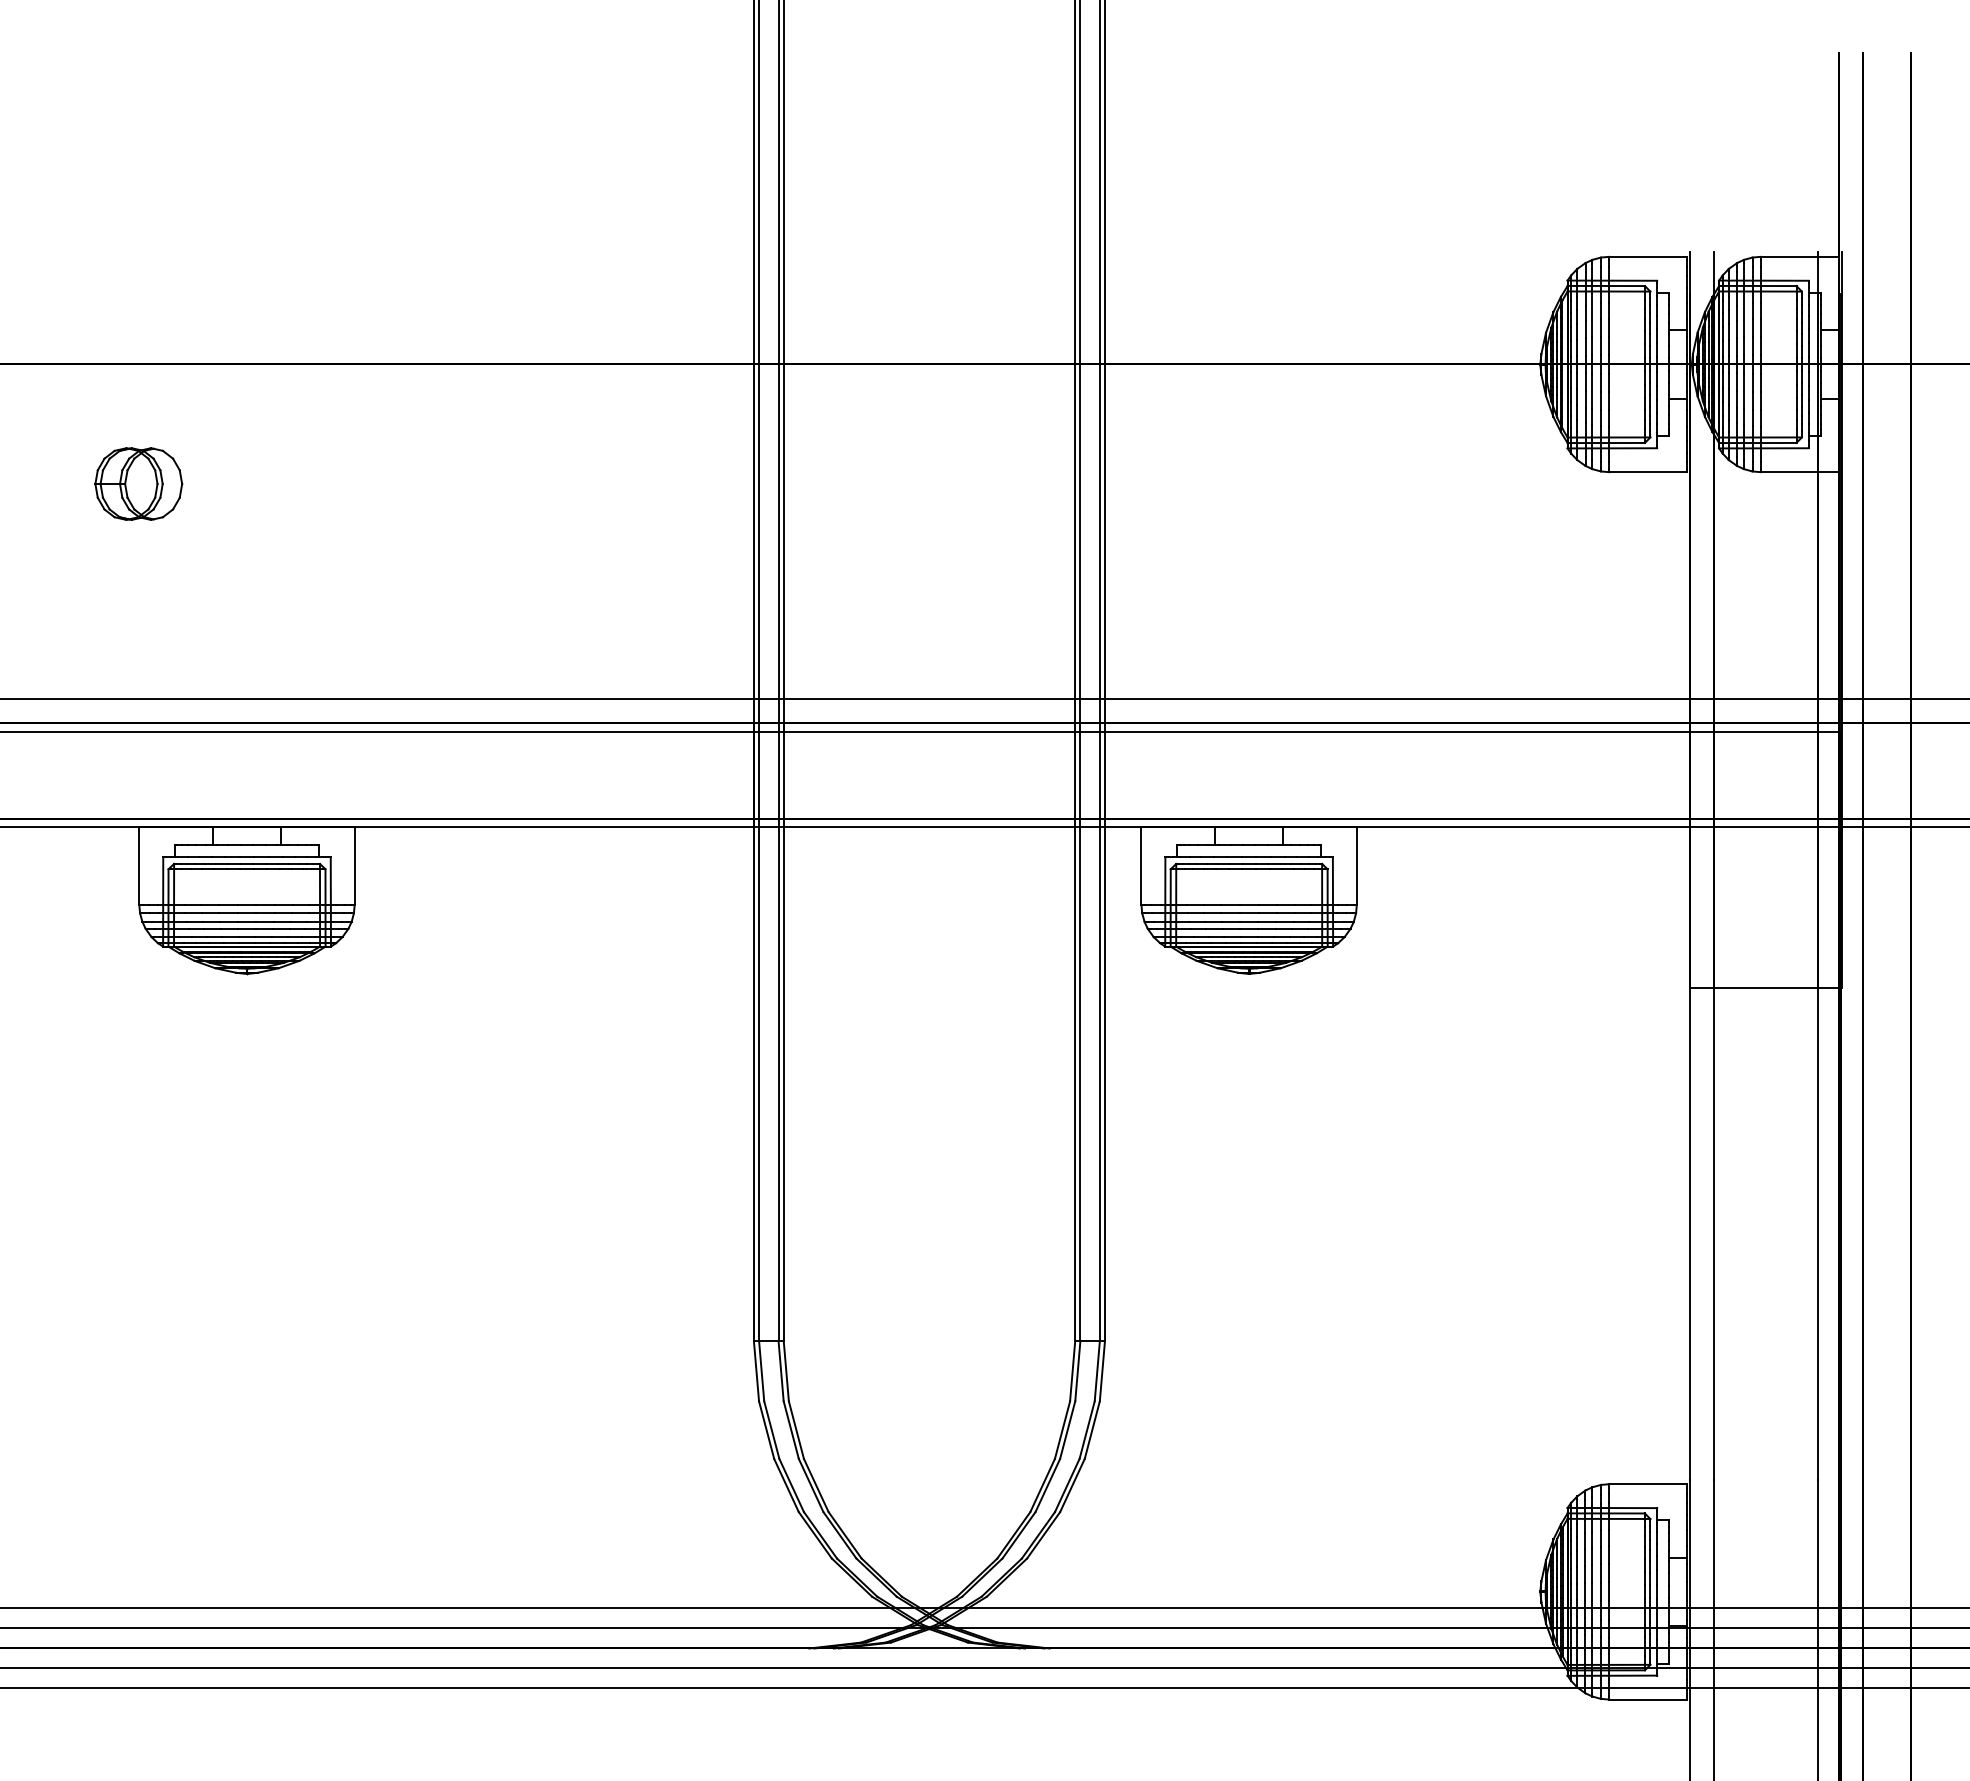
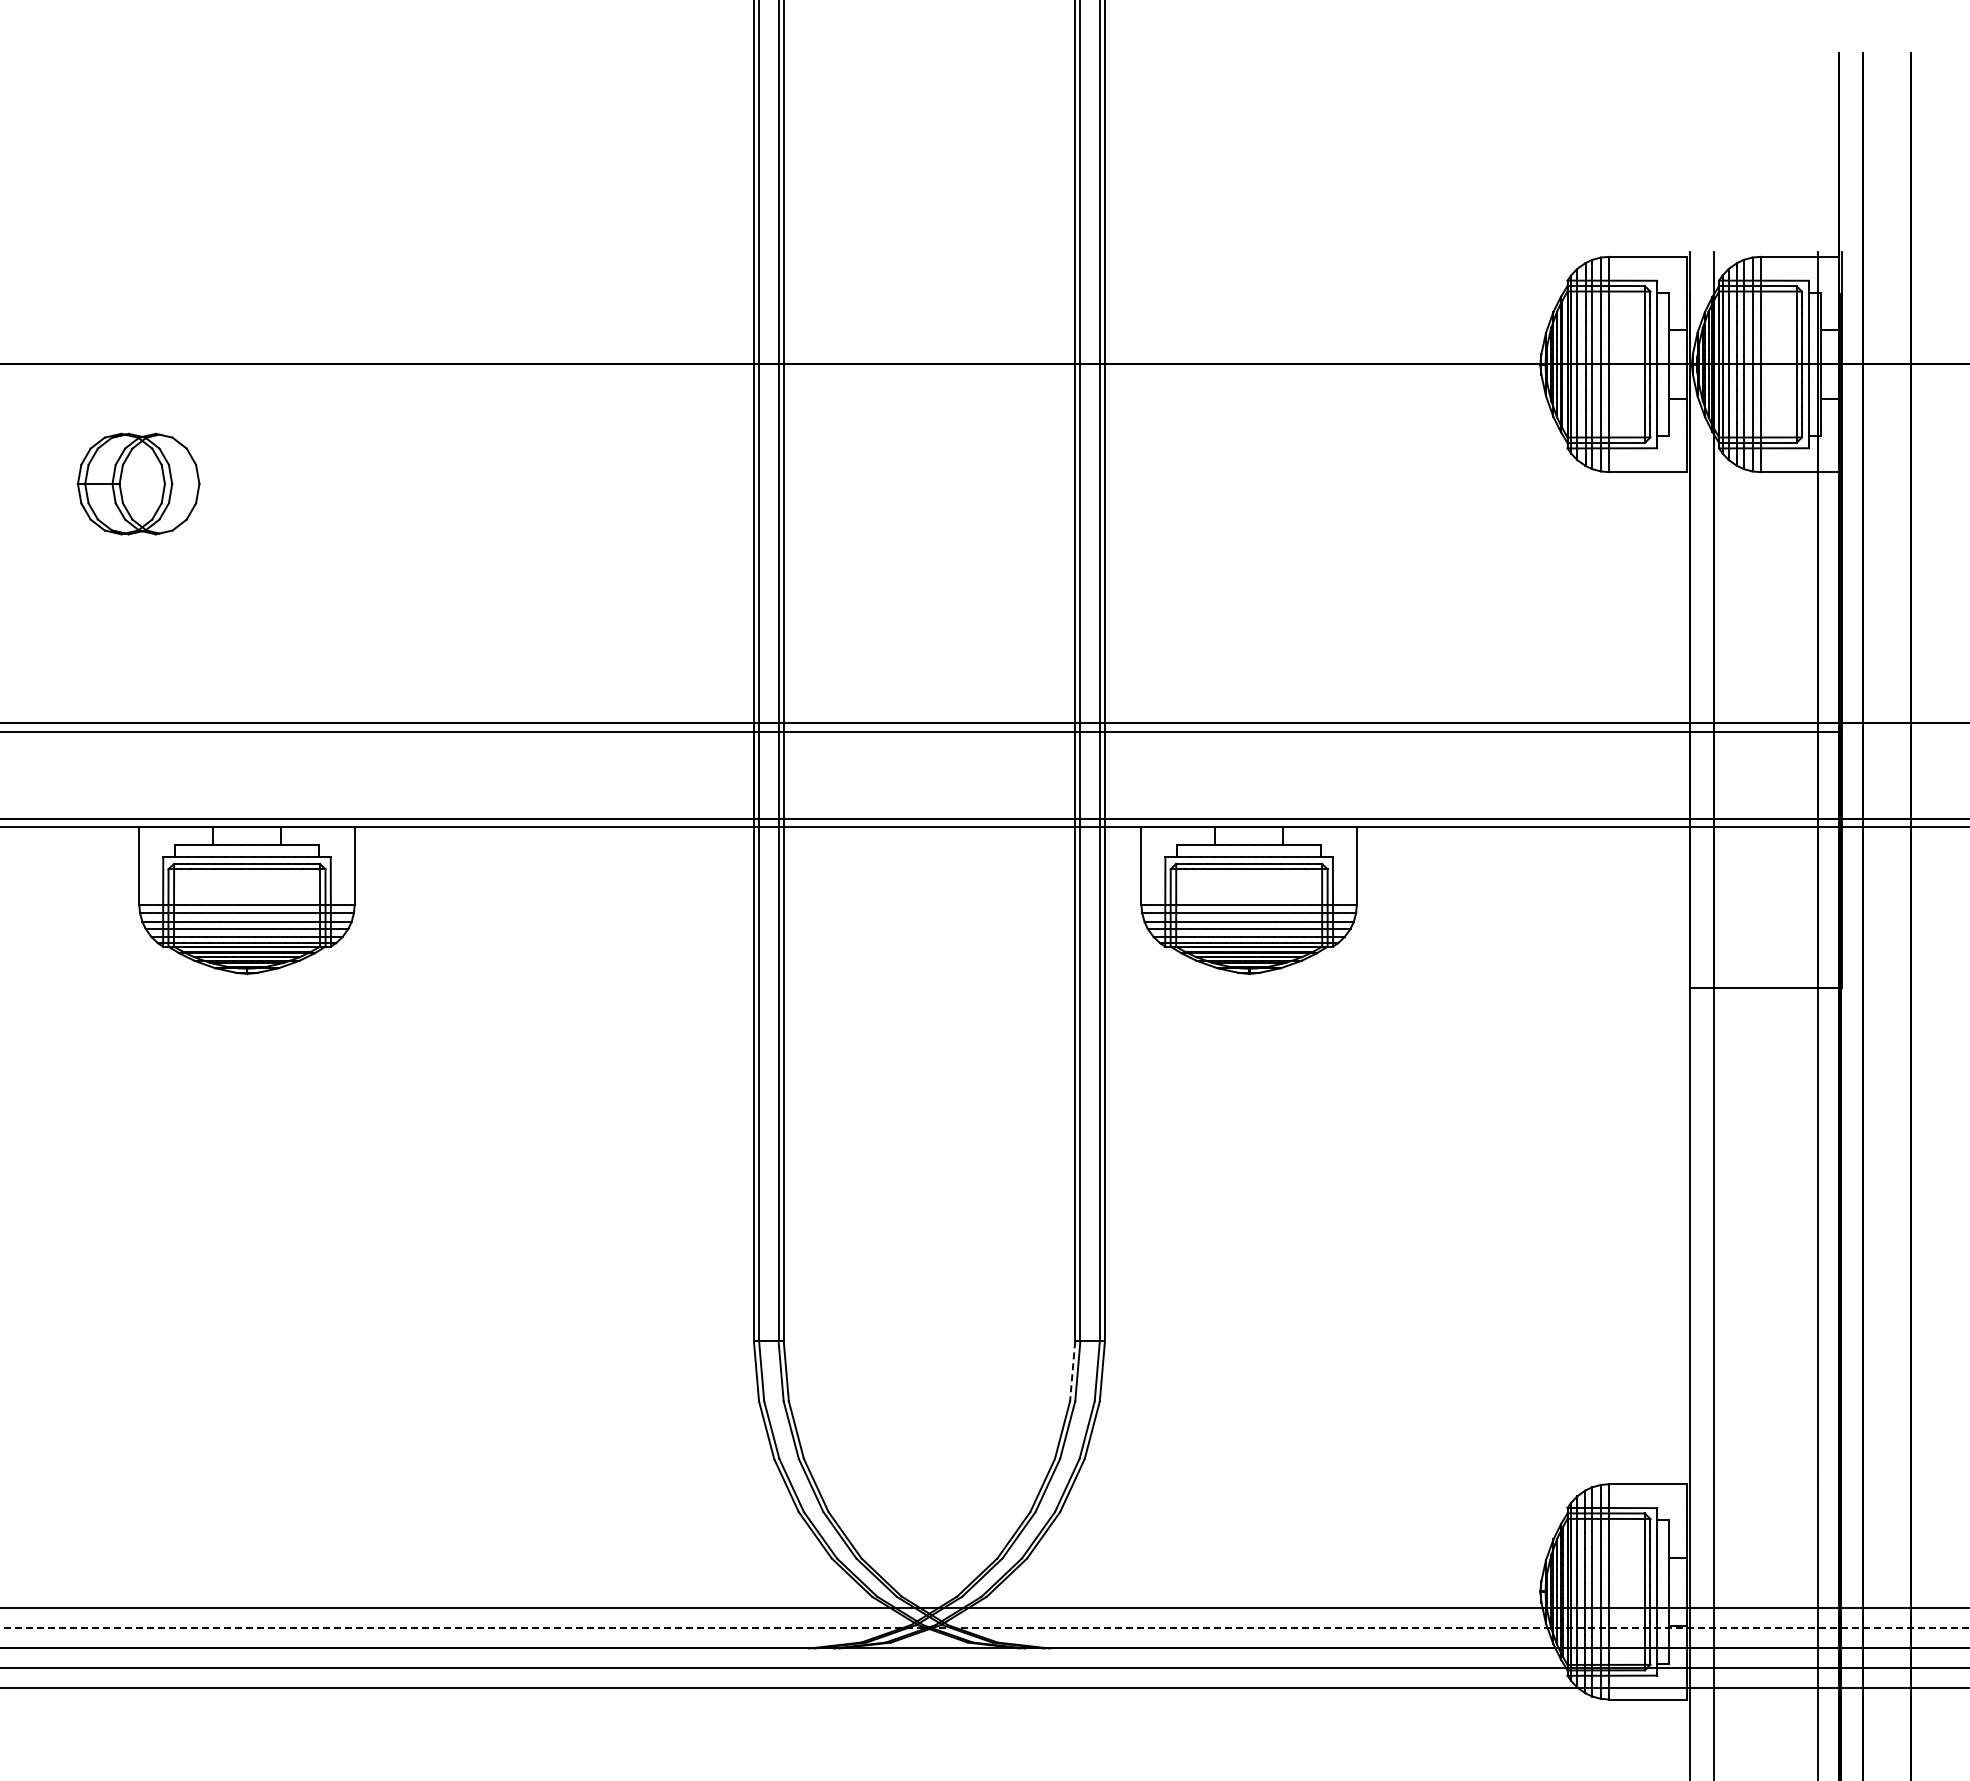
part size: 90x74 px -> 124x104 px (138, 483)
line: present -> none (984, 699)
line: solid -> dashed (1072, 1371)
line: solid -> dashed (985, 1627)
